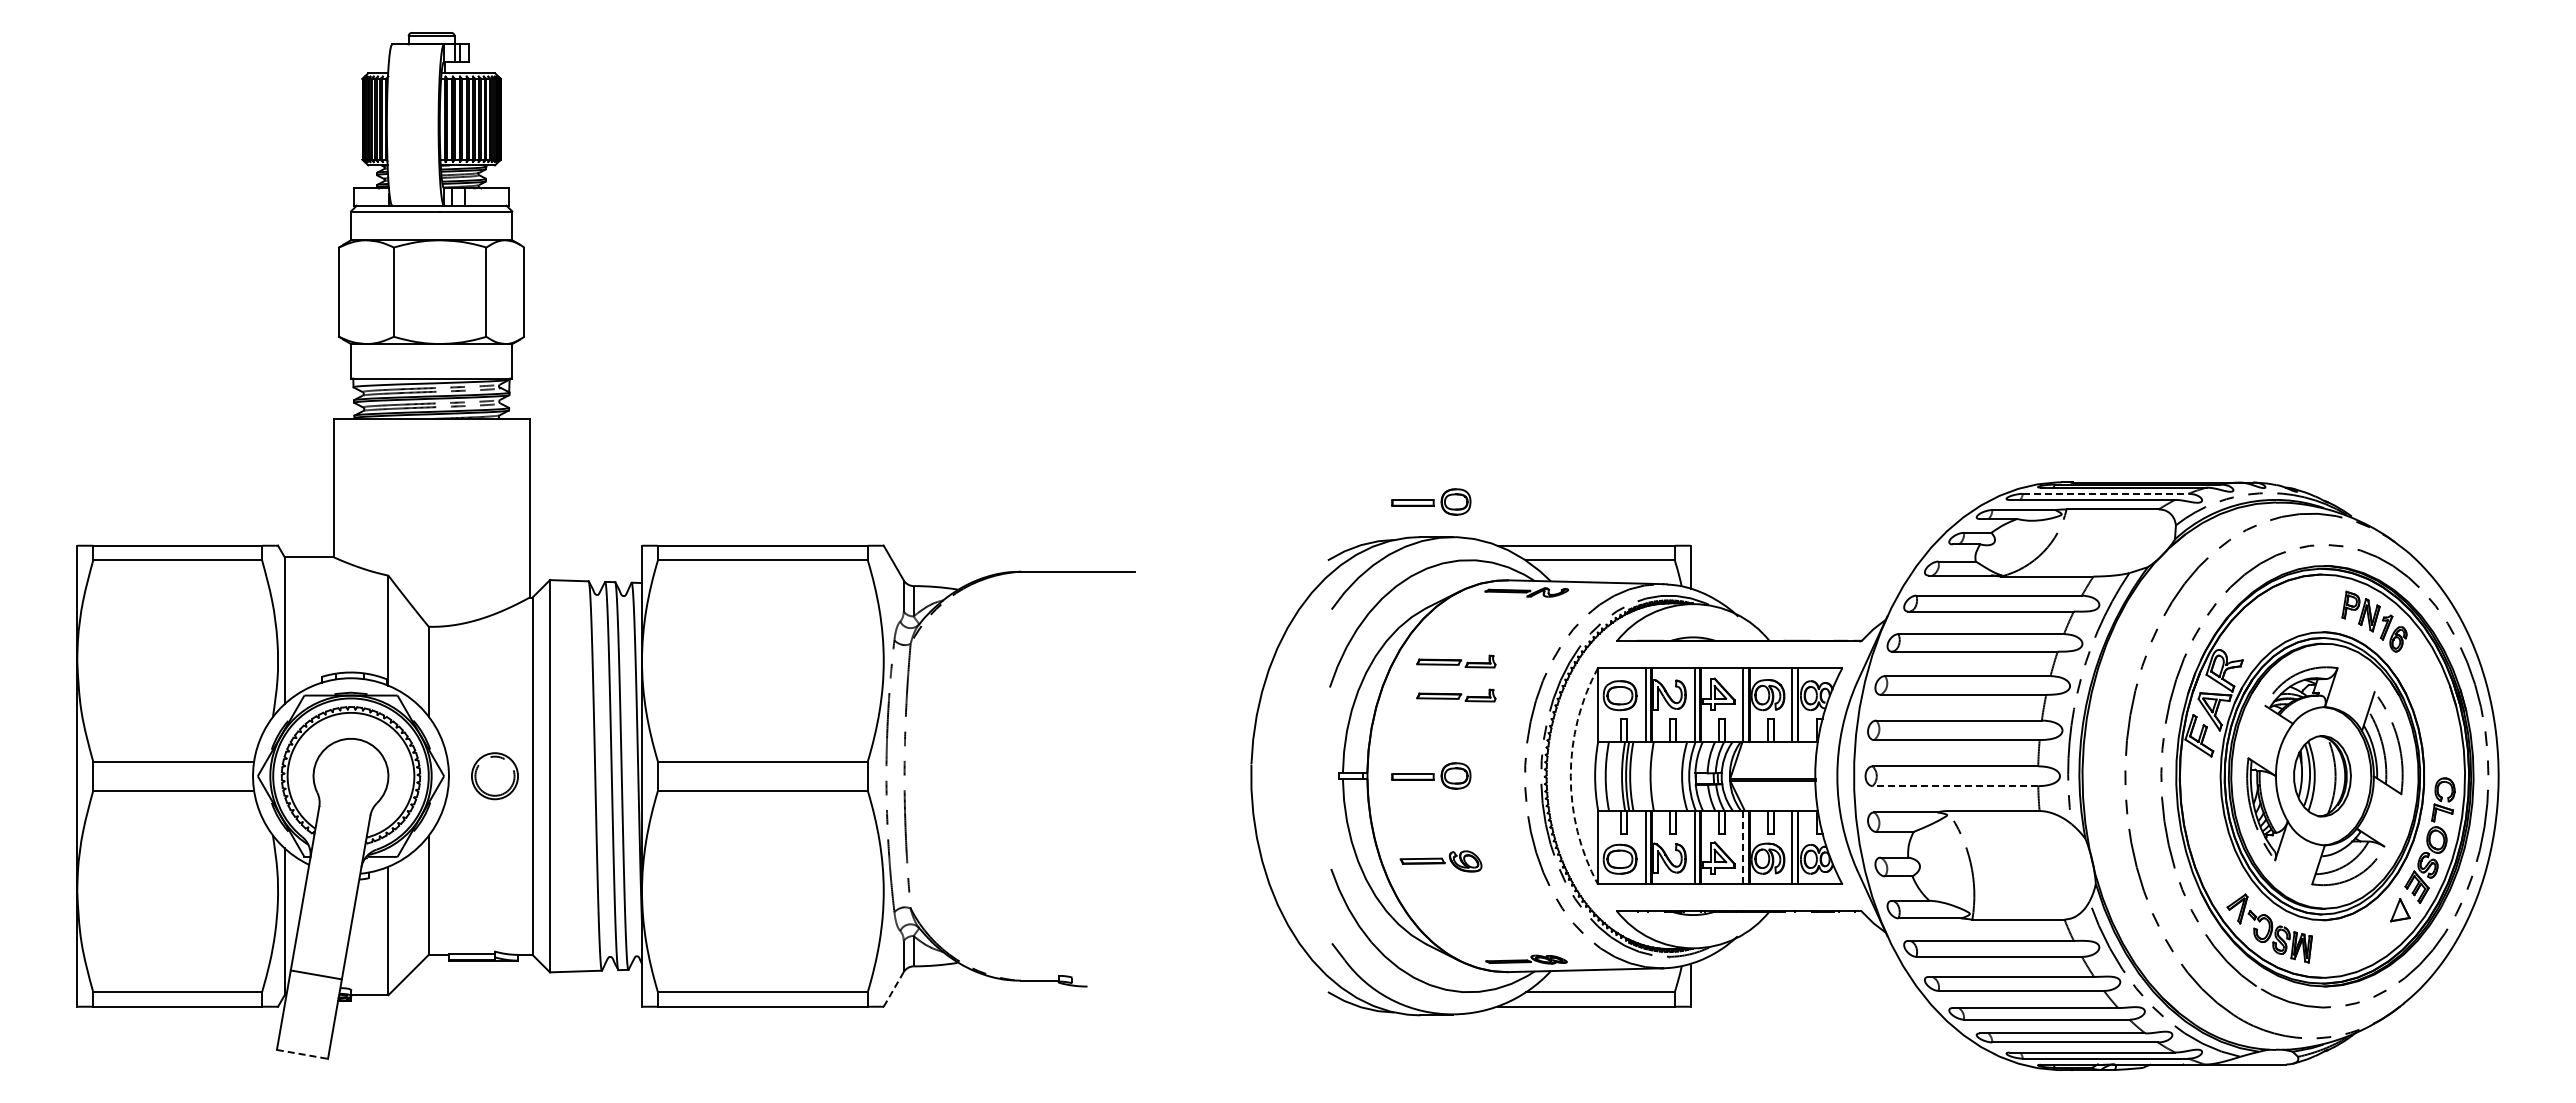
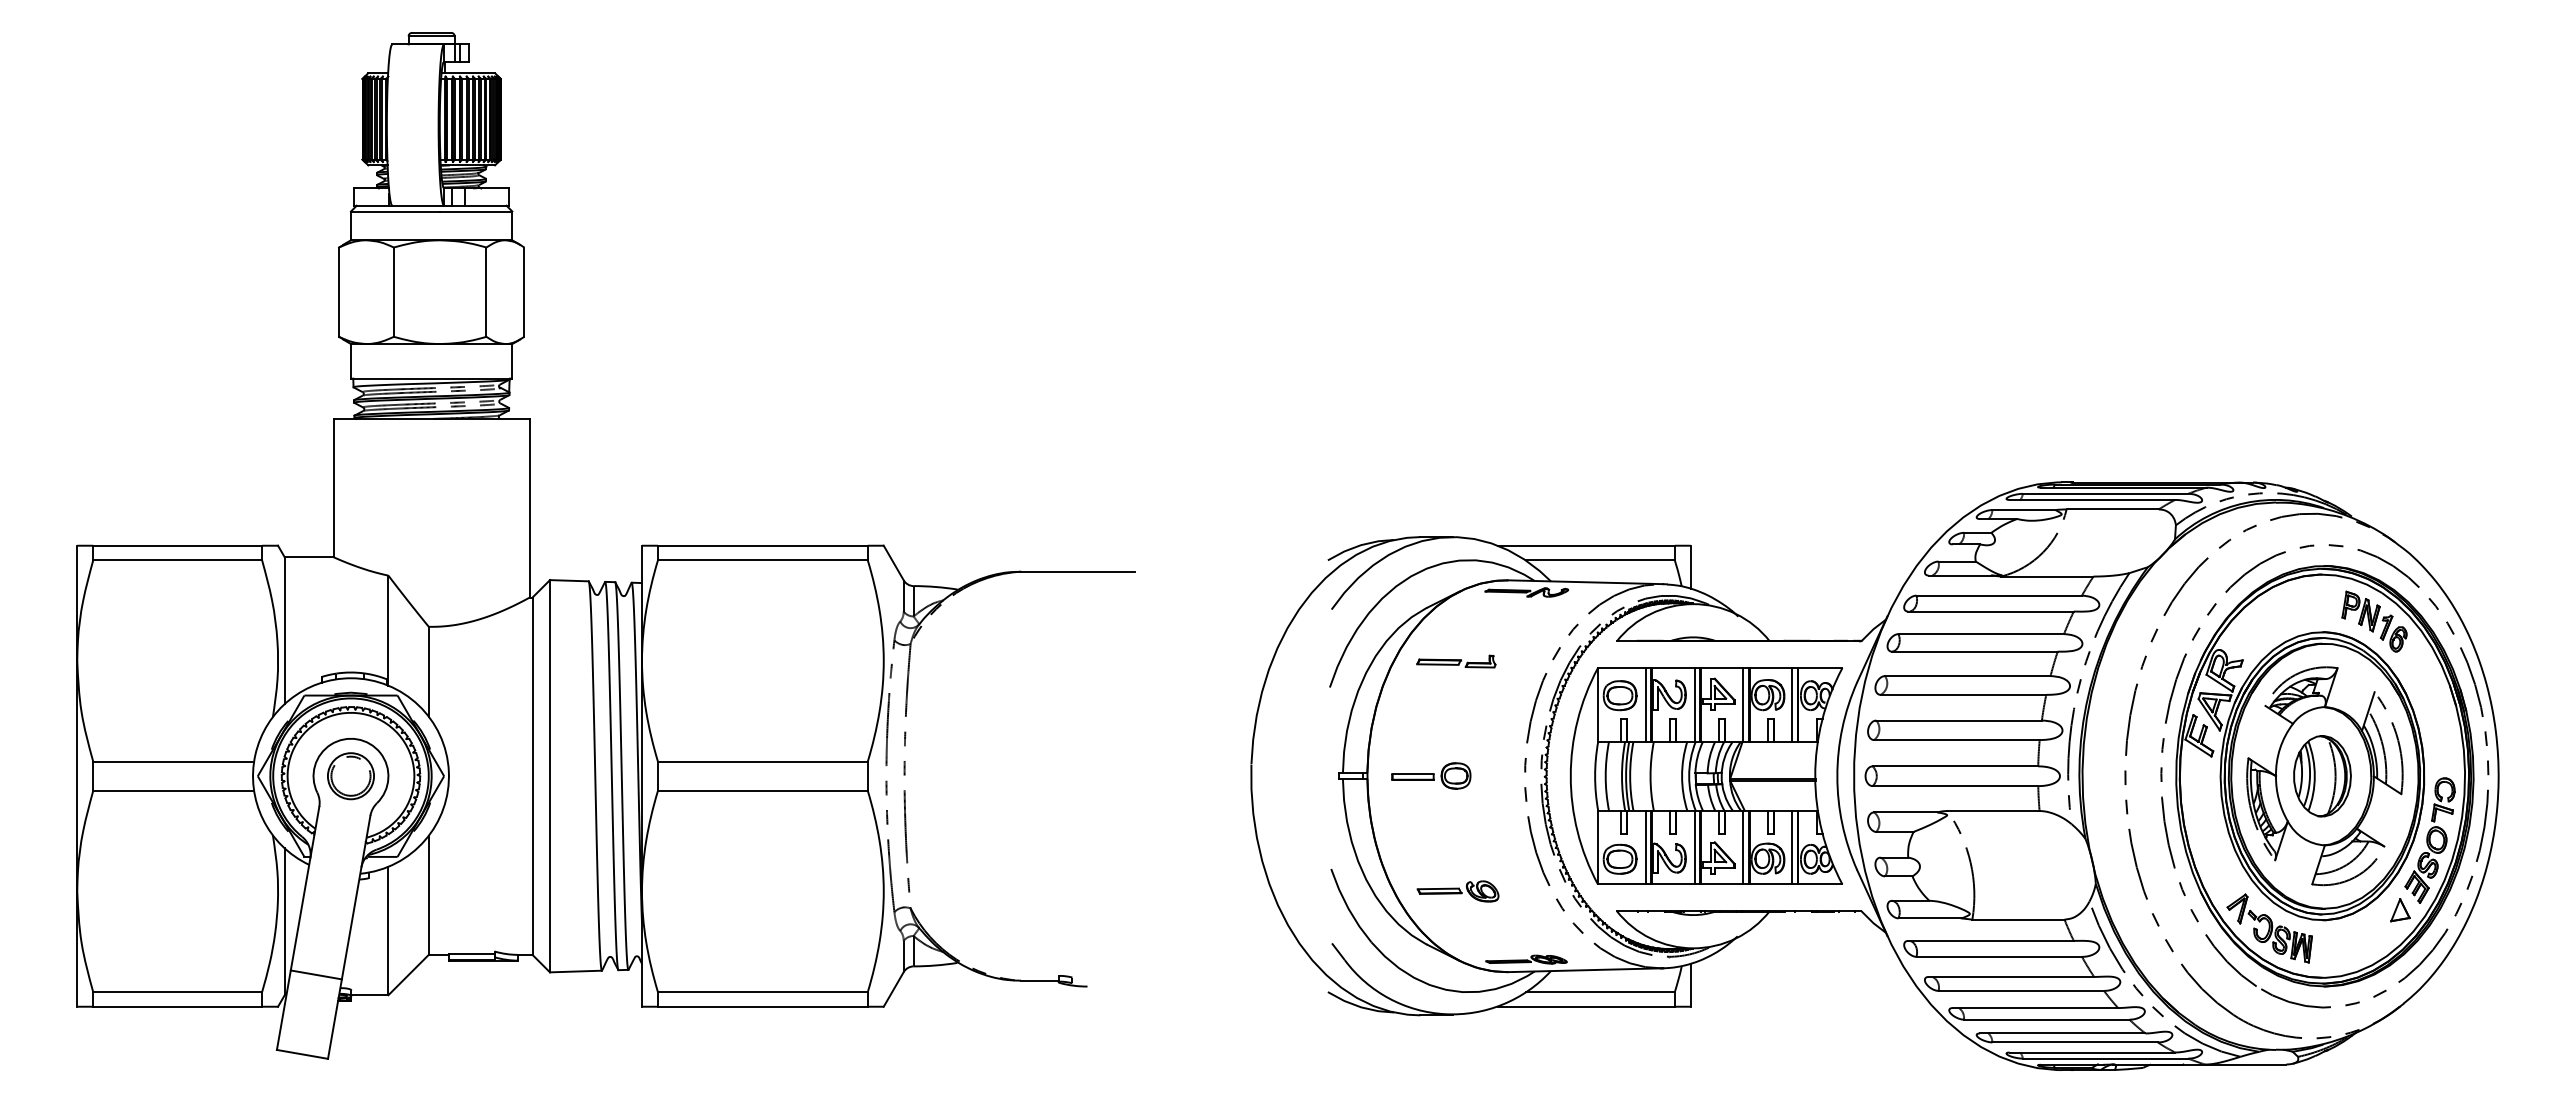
line: dashed -> solid (2105, 493)
part: present -> none (1431, 501)
part: present -> none (1456, 695)
part position: (494, 776) -> (350, 776) (350, 776)
arc: dashed -> solid (1570, 776)
line: dashed -> solid (1955, 786)
line: dashed -> solid (1743, 847)
part position: (1440, 861) -> (1457, 891) (1457, 891)
line: dashed -> solid (893, 989)
line: dashed -> solid (302, 1054)
